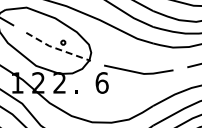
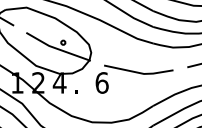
line: dashed -> solid (57, 48)
text: 2 -> 4 (59, 82)
